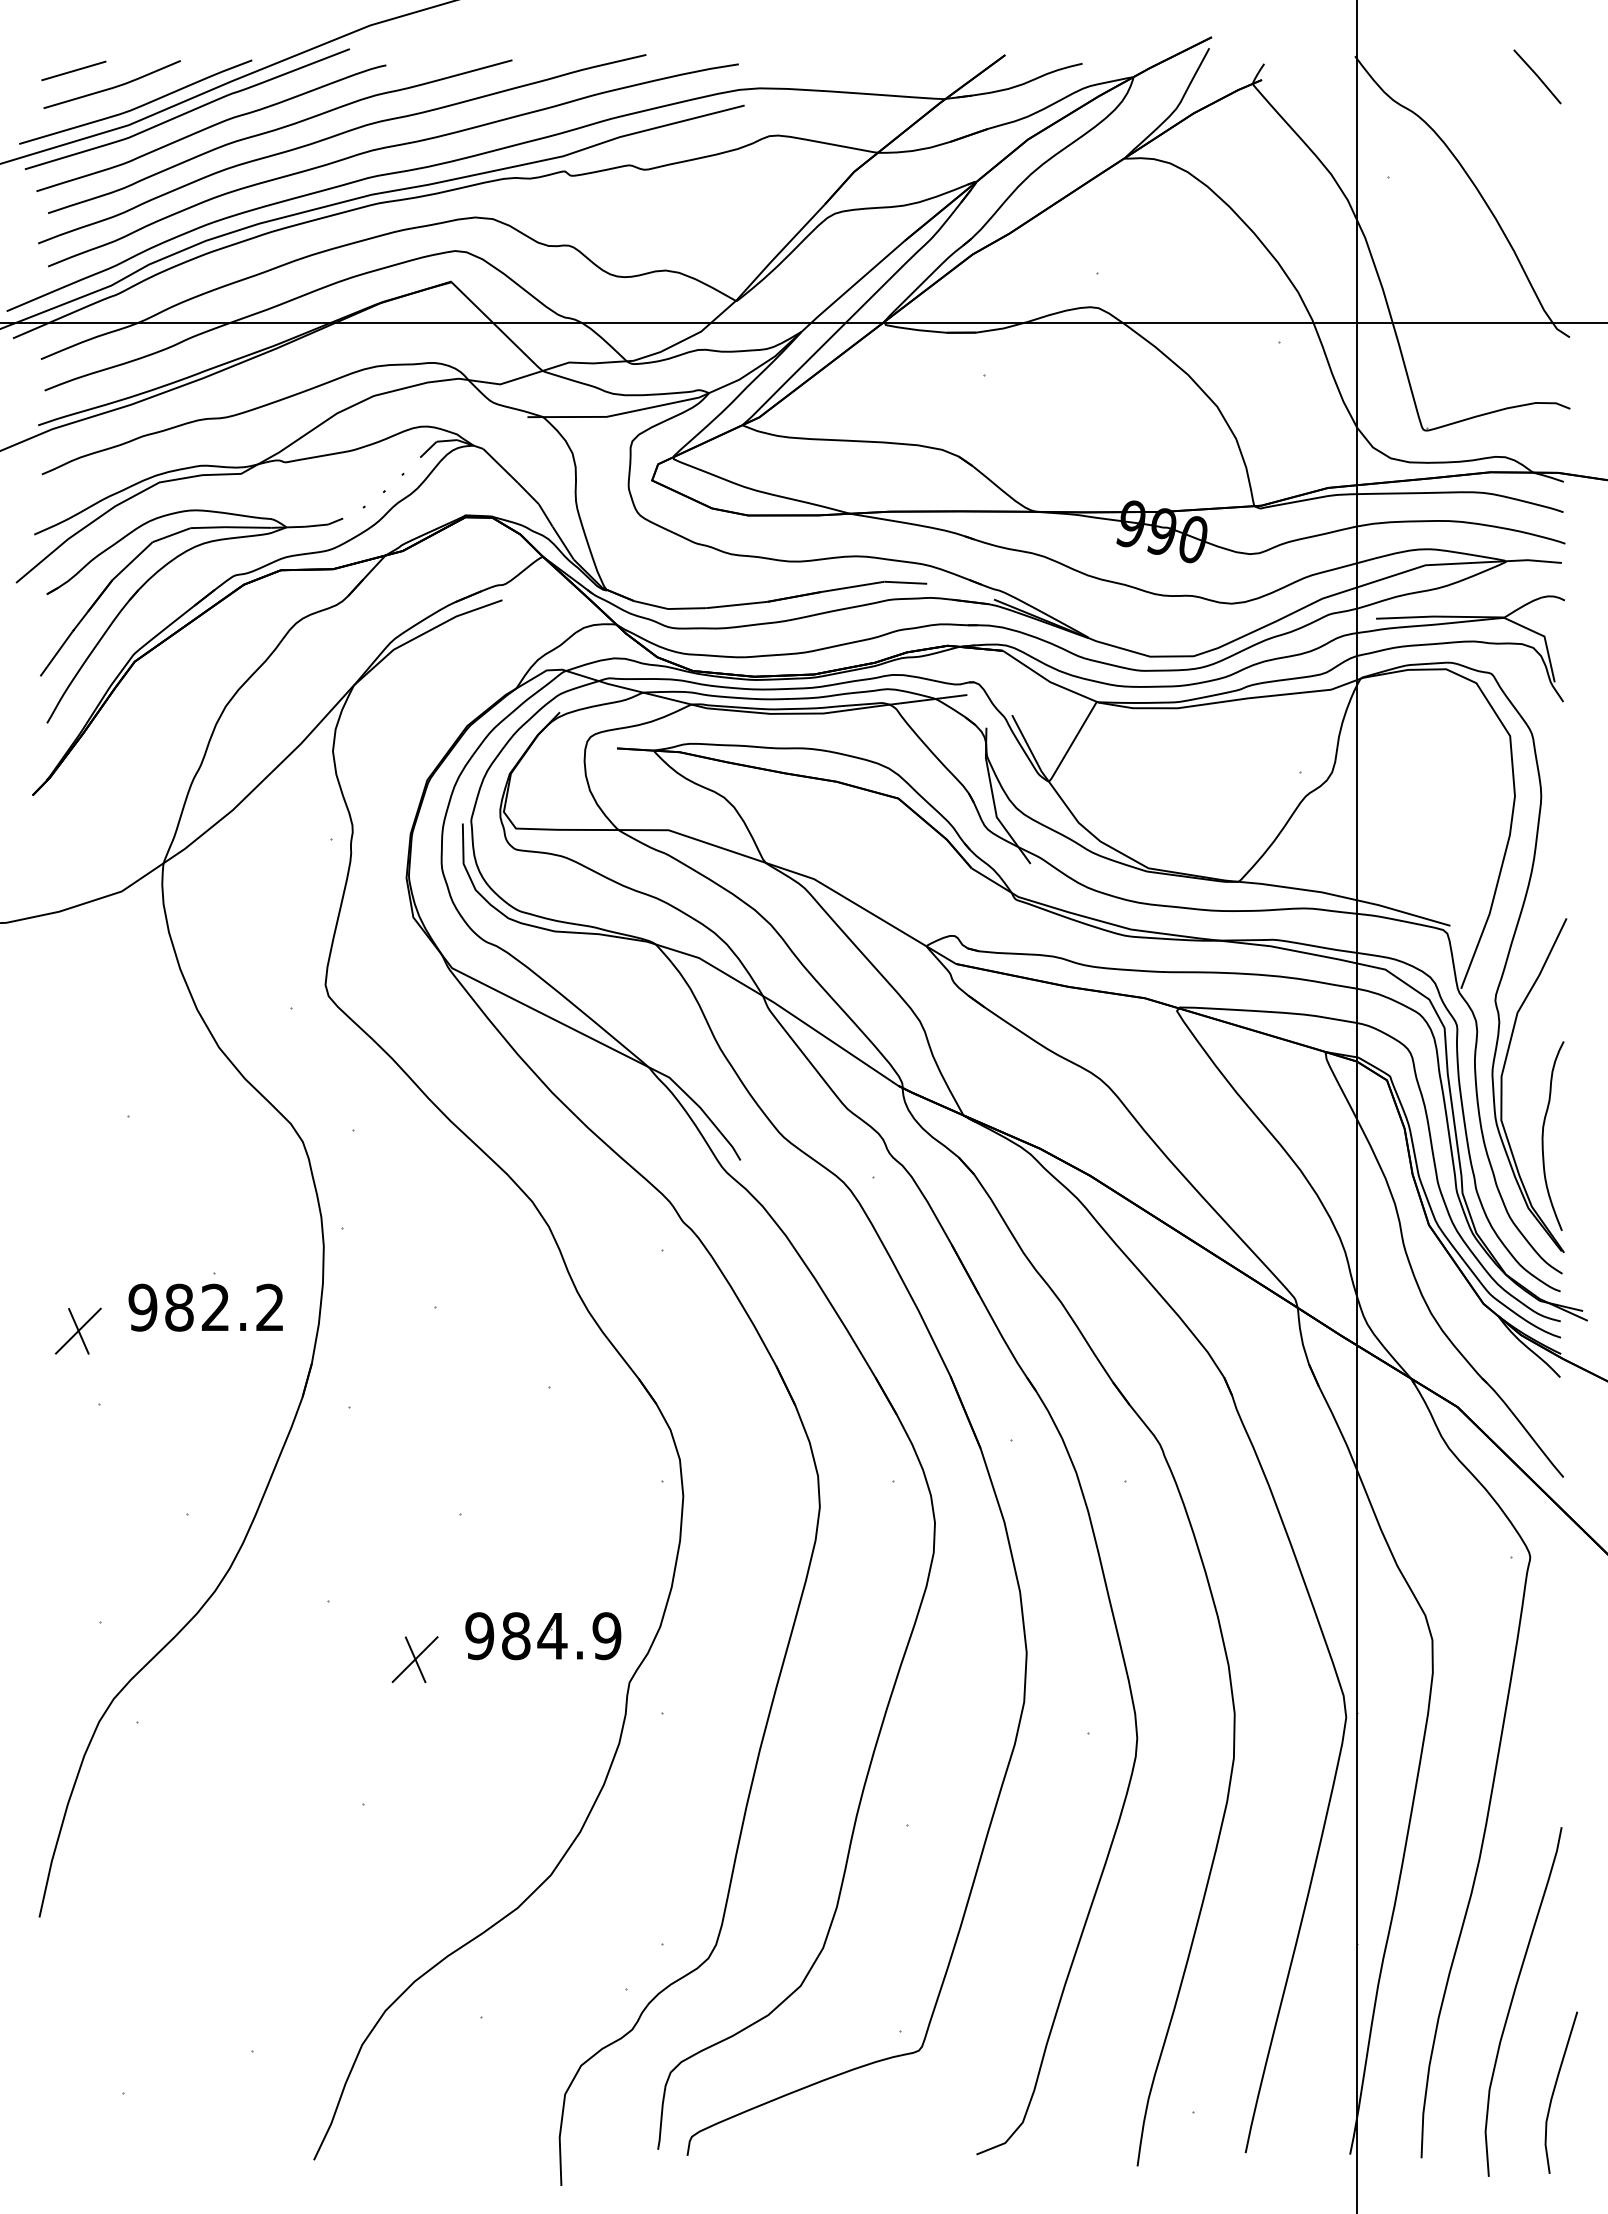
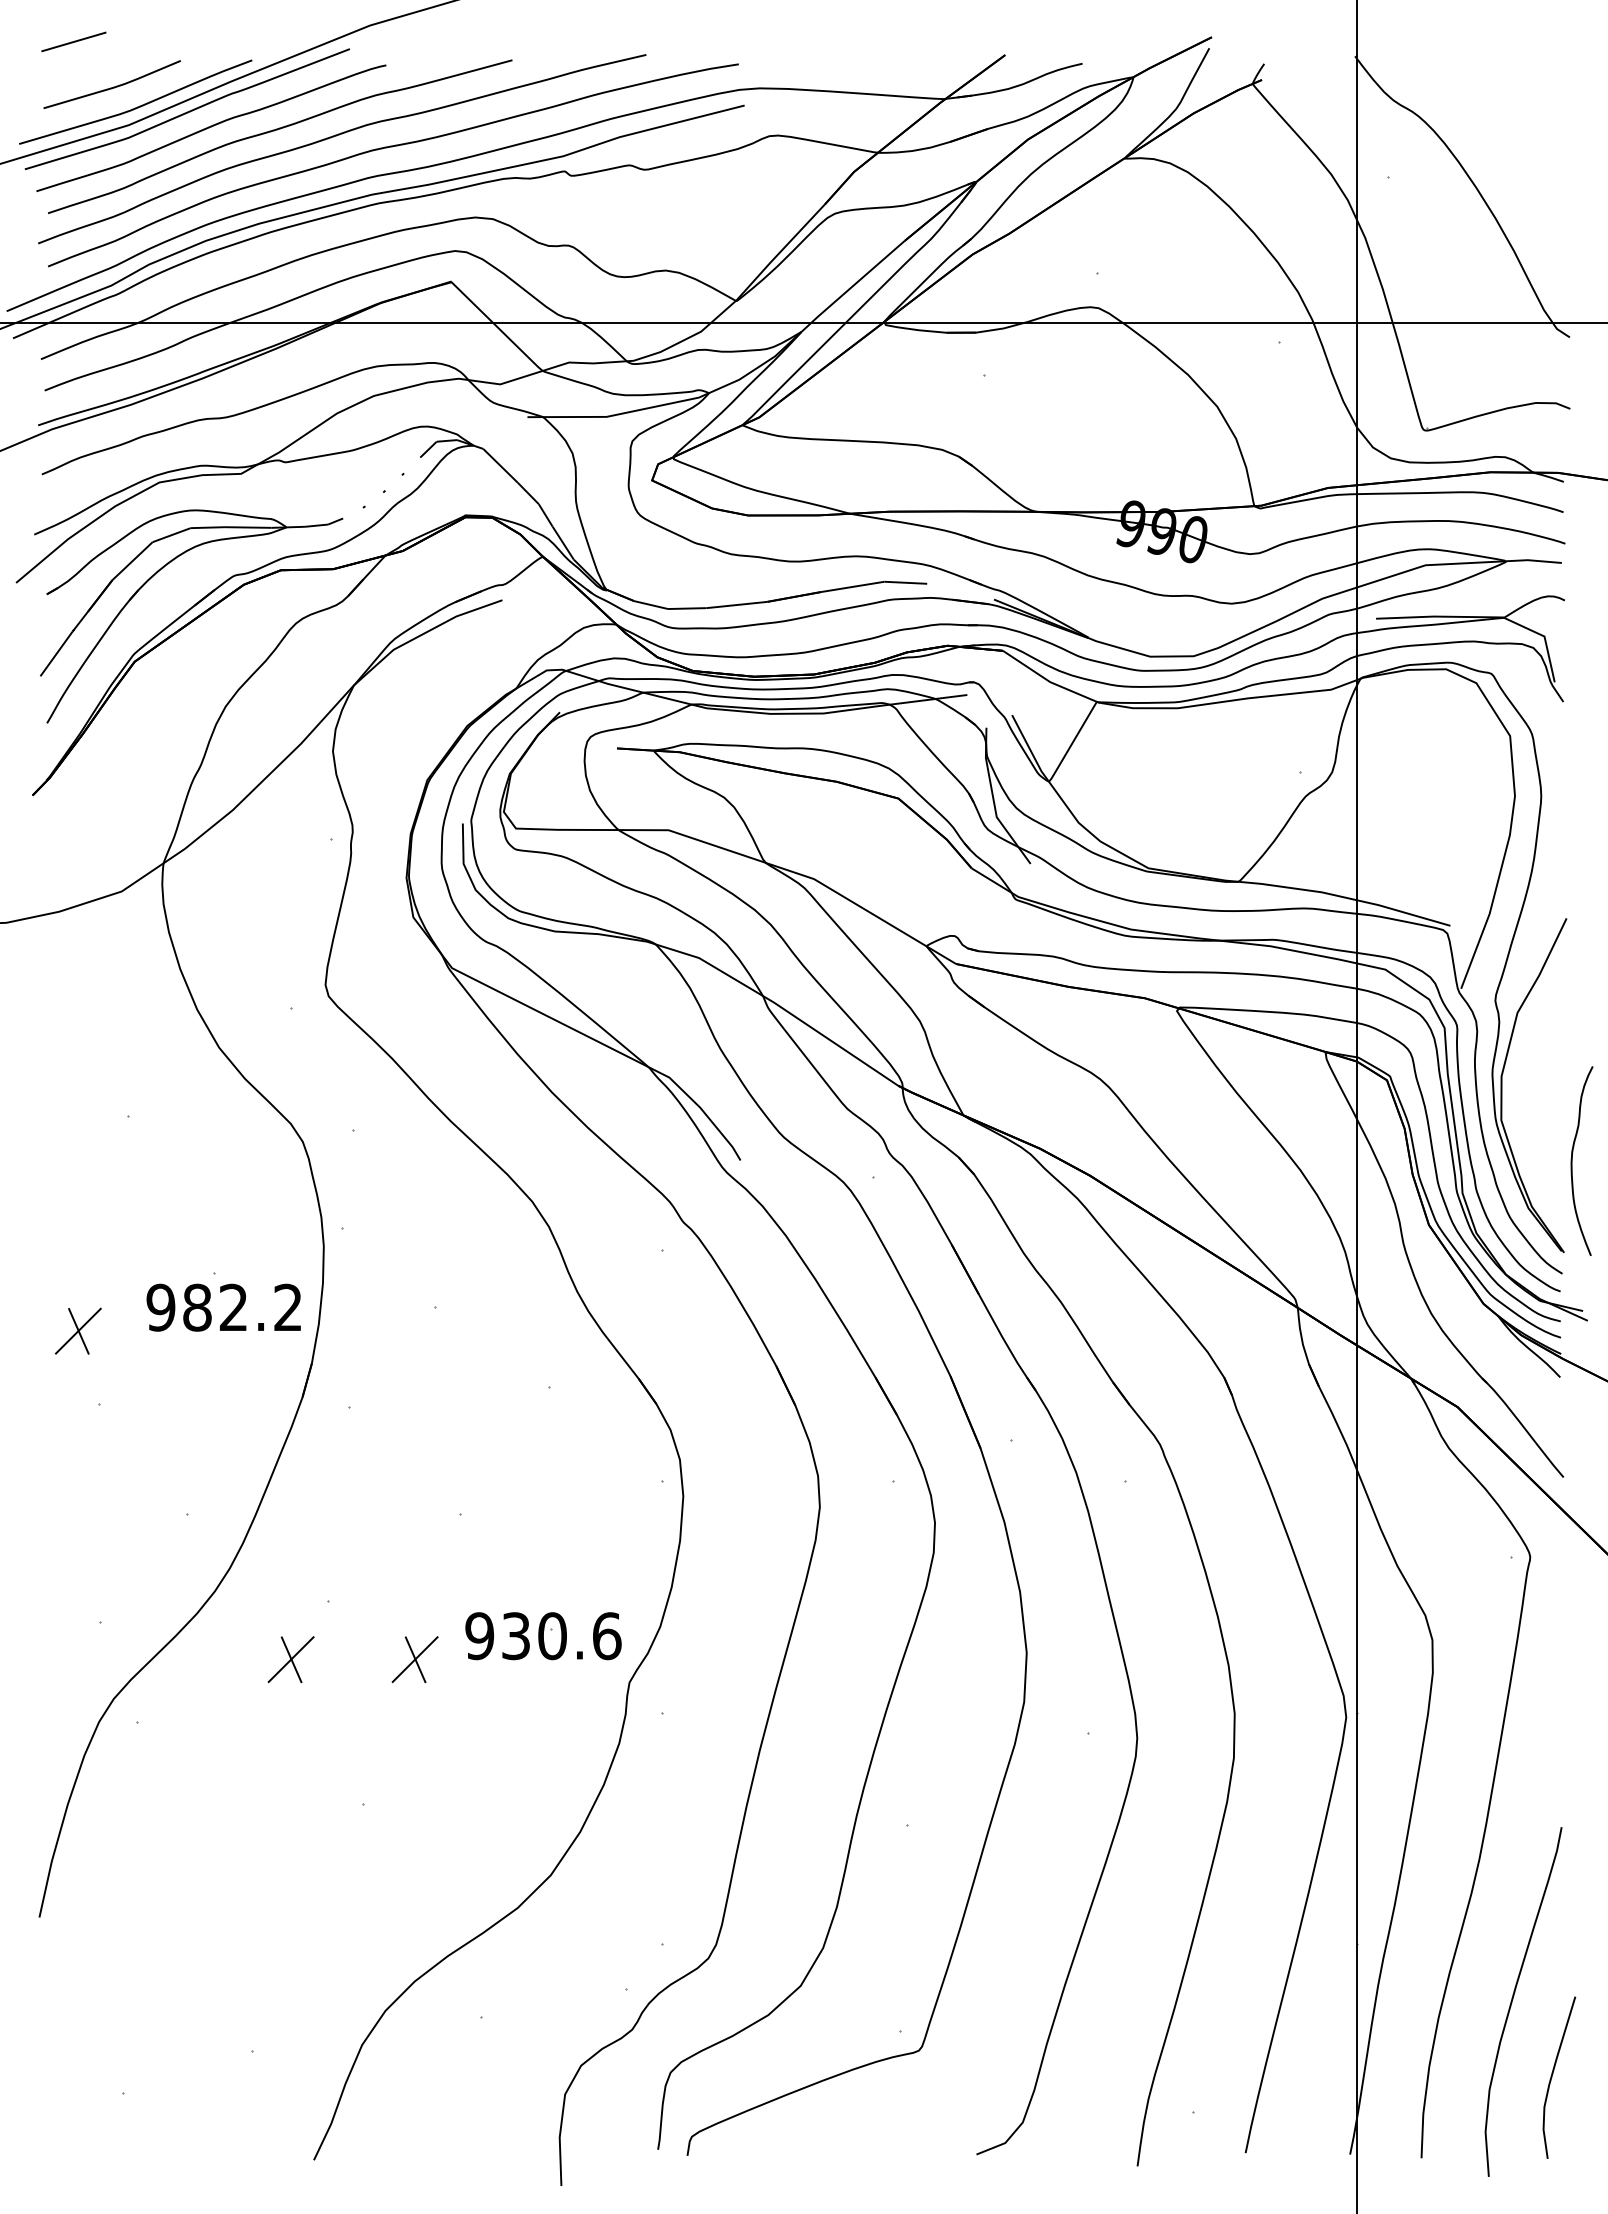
line position: (73, 70) -> (73, 41) (73, 41)
line: present -> none (1537, 76)
curve position: (1543, 1135) -> (1572, 1160) (1572, 1160)
text position: (205, 1307) -> (223, 1307) (223, 1307)
text: 984.9 -> 930.6 (561, 1636)
part: none -> present (290, 1659)
curve position: (1555, 2089) -> (1553, 2074) (1553, 2074)
